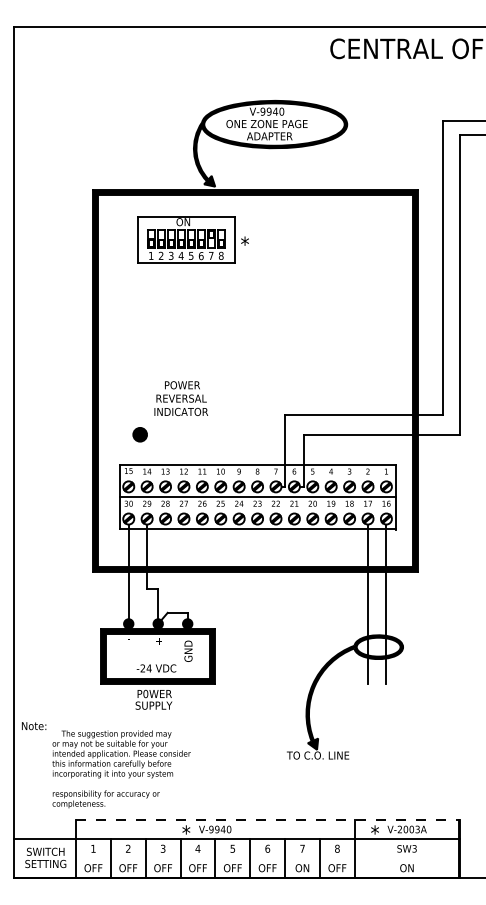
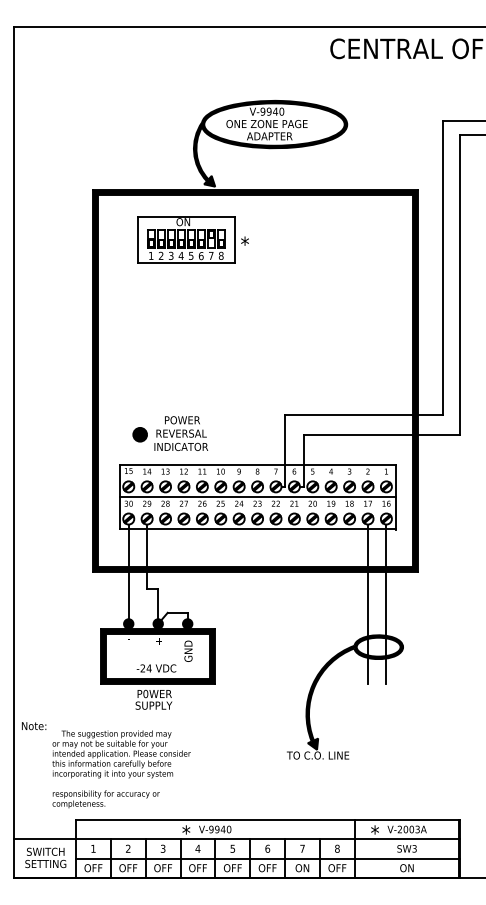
text position: (180, 398) -> (180, 433) (180, 433)
line: dashed -> solid (267, 819)
line: none -> present (267, 858)
